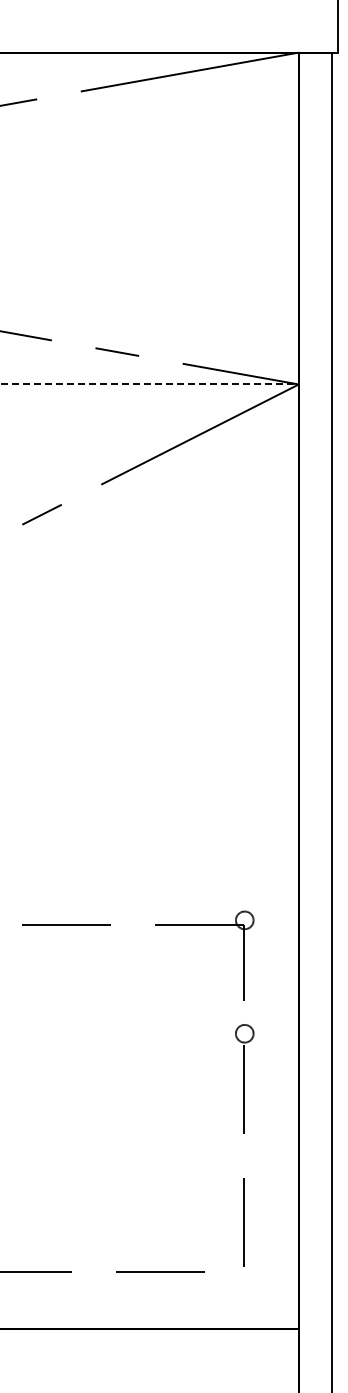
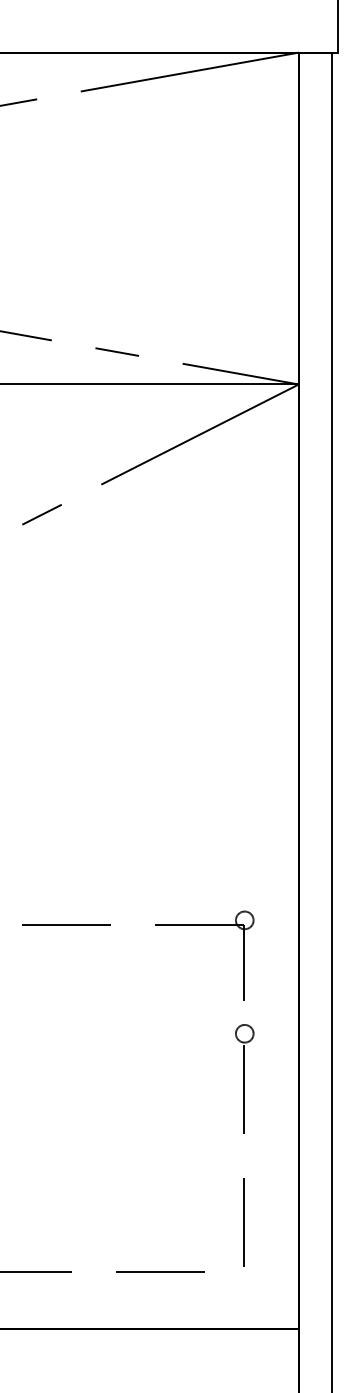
line: dashed -> solid (149, 384)
